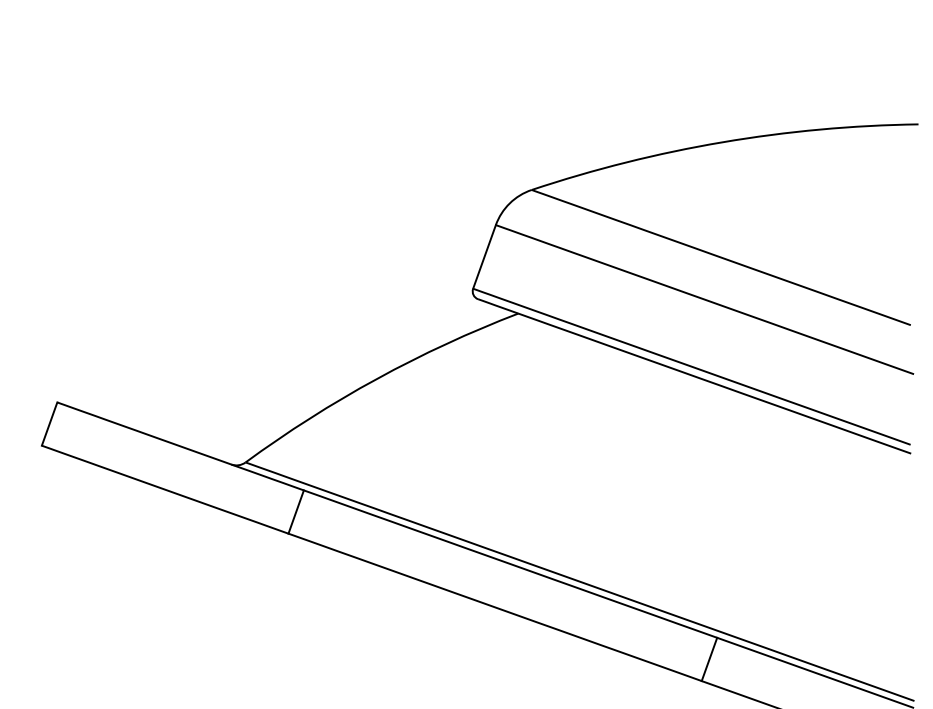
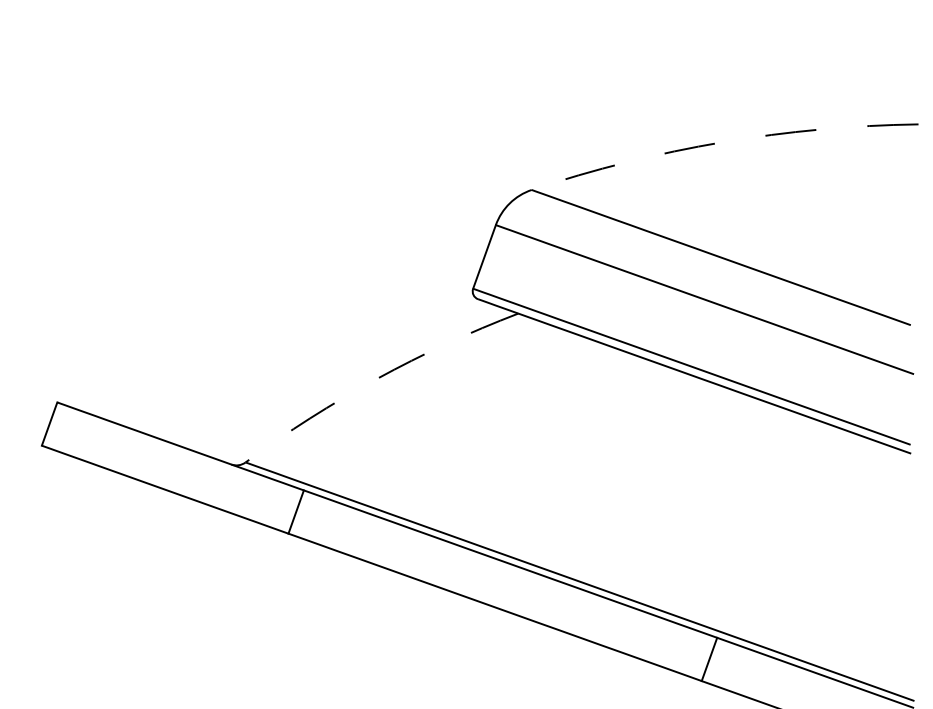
arc: solid -> dashed (722, 142)
arc: solid -> dashed (377, 378)
